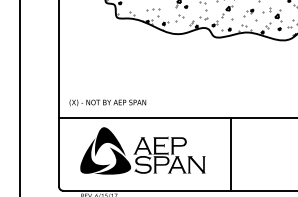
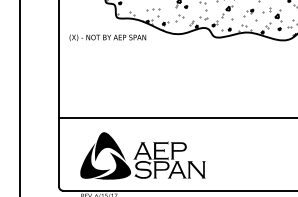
text position: (107, 102) -> (107, 37) (107, 37)
part position: (142, 150) -> (142, 155) (142, 155)
line: present -> none (231, 153)
